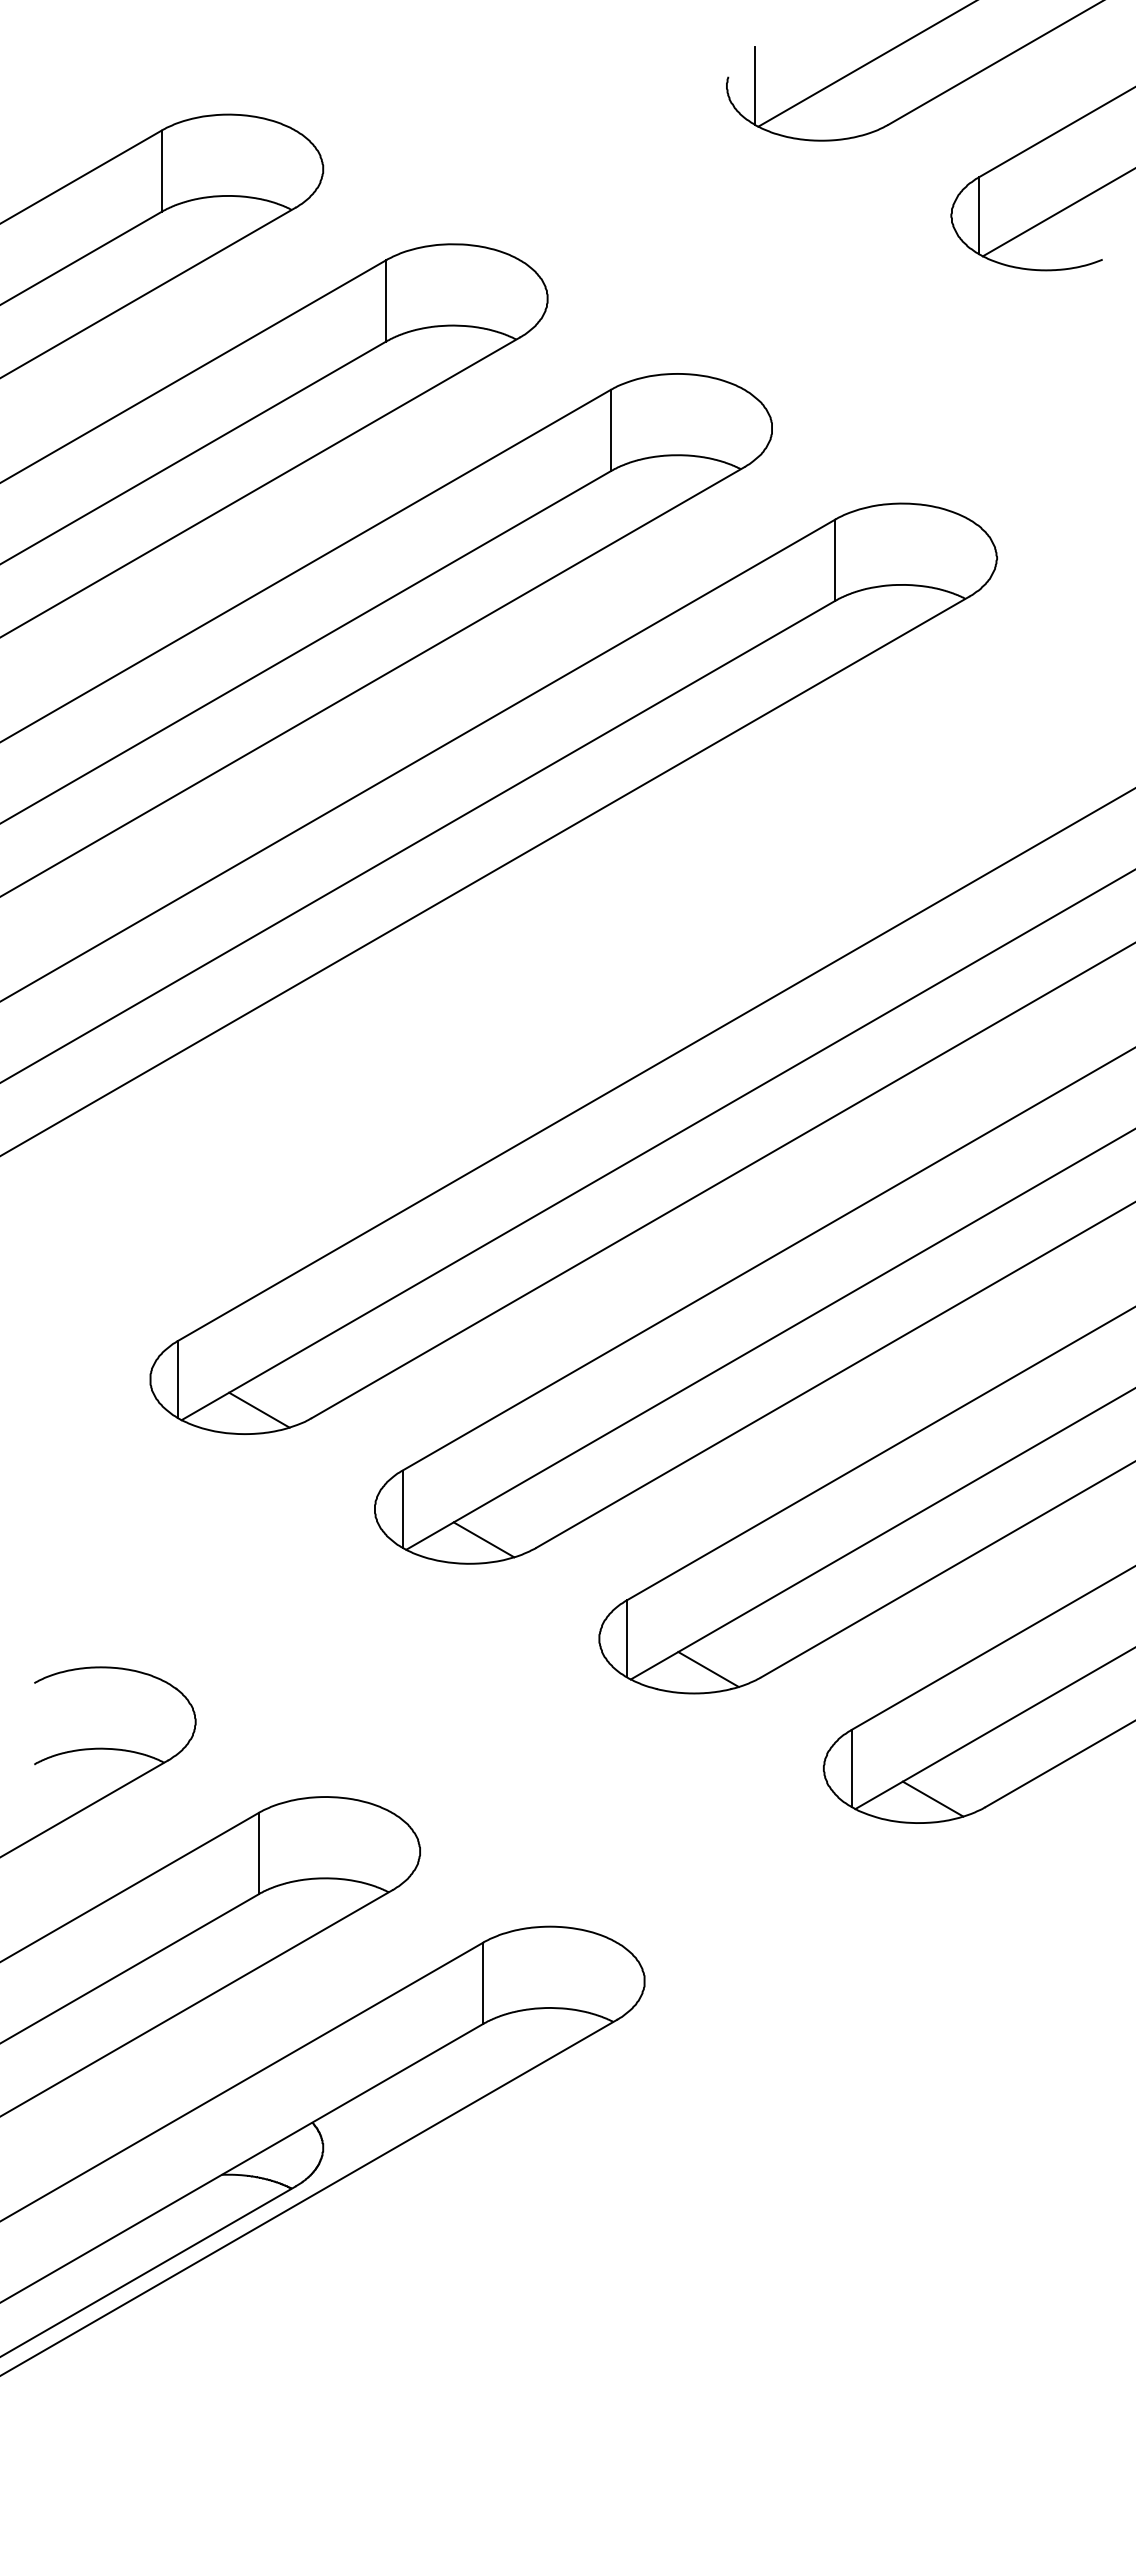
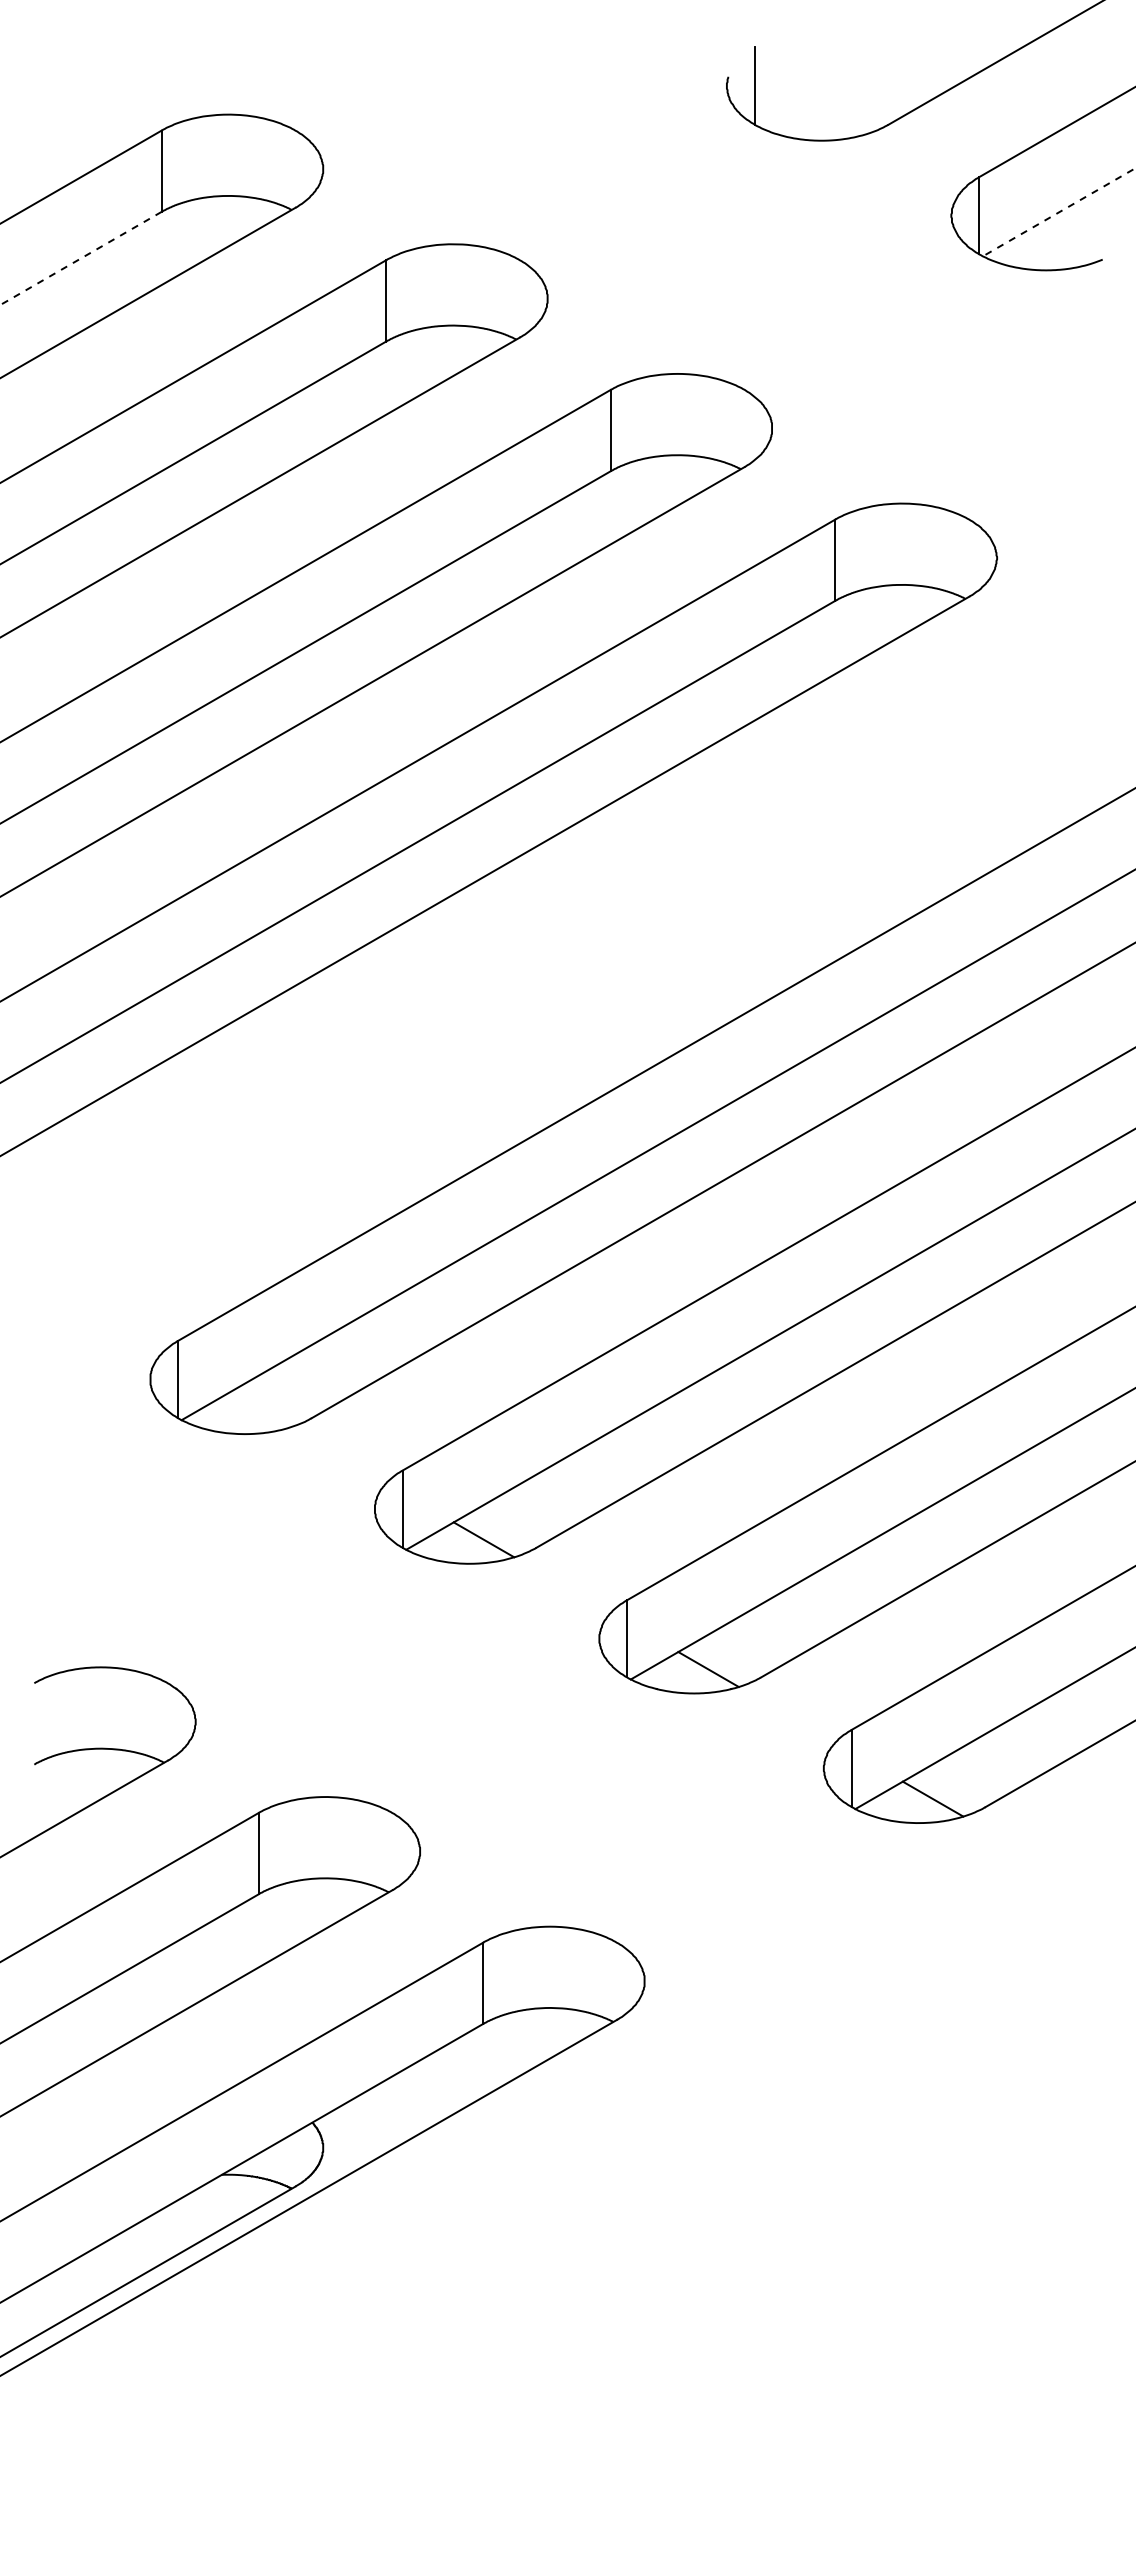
line: present -> none (866, 64)
line: solid -> dashed (1059, 212)
line: solid -> dashed (81, 258)
line: present -> none (259, 1409)
